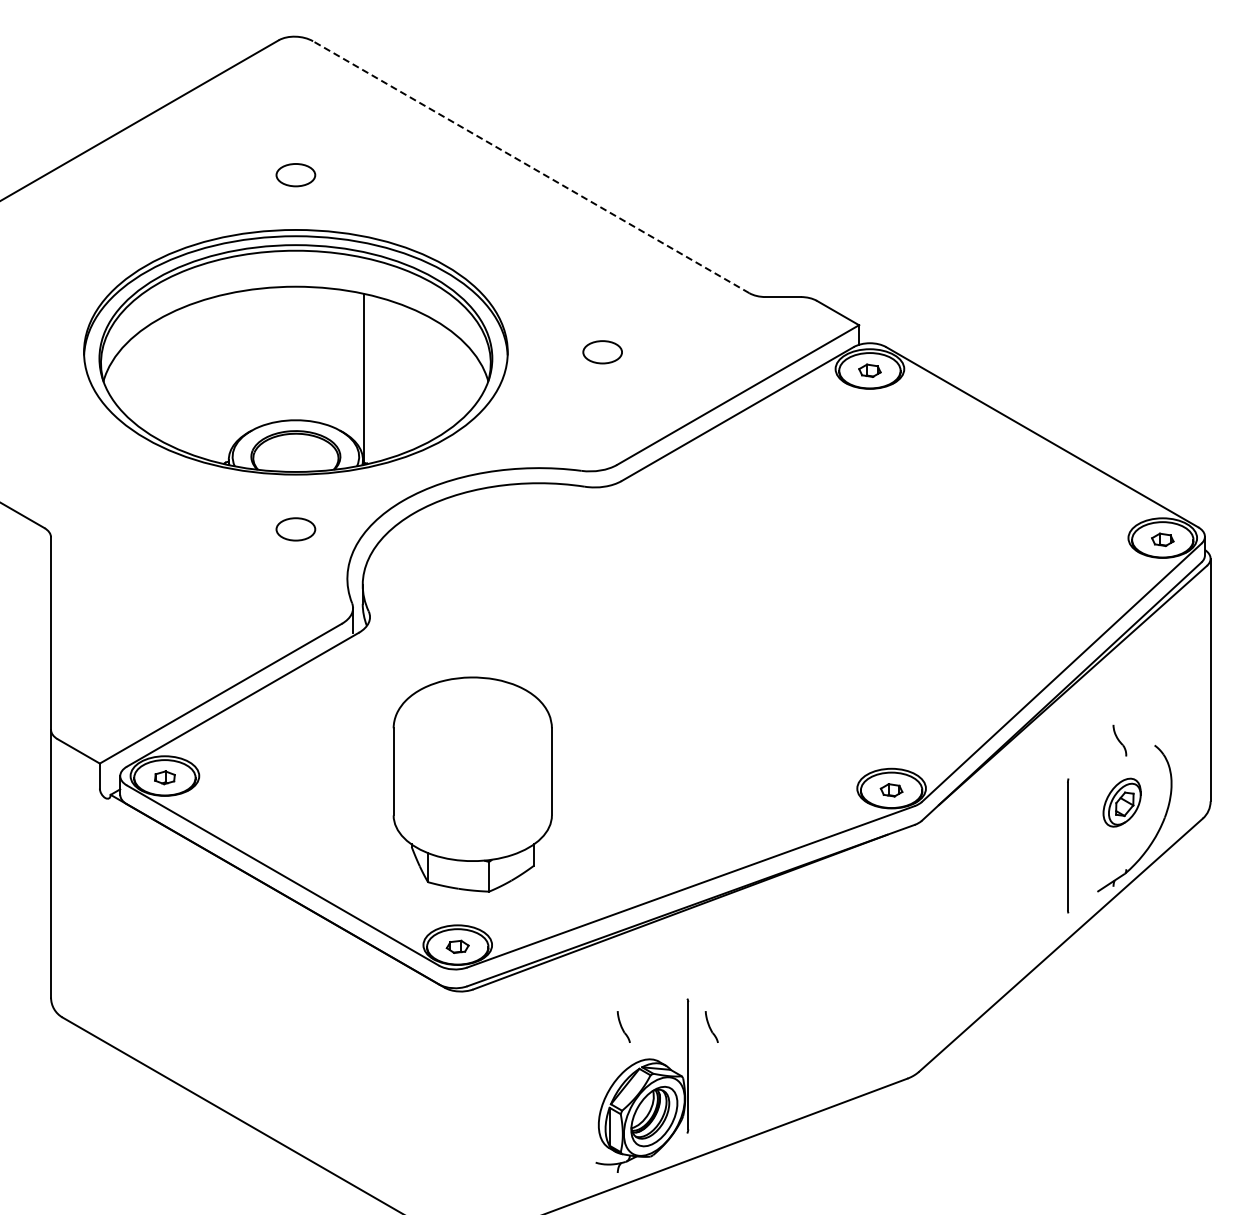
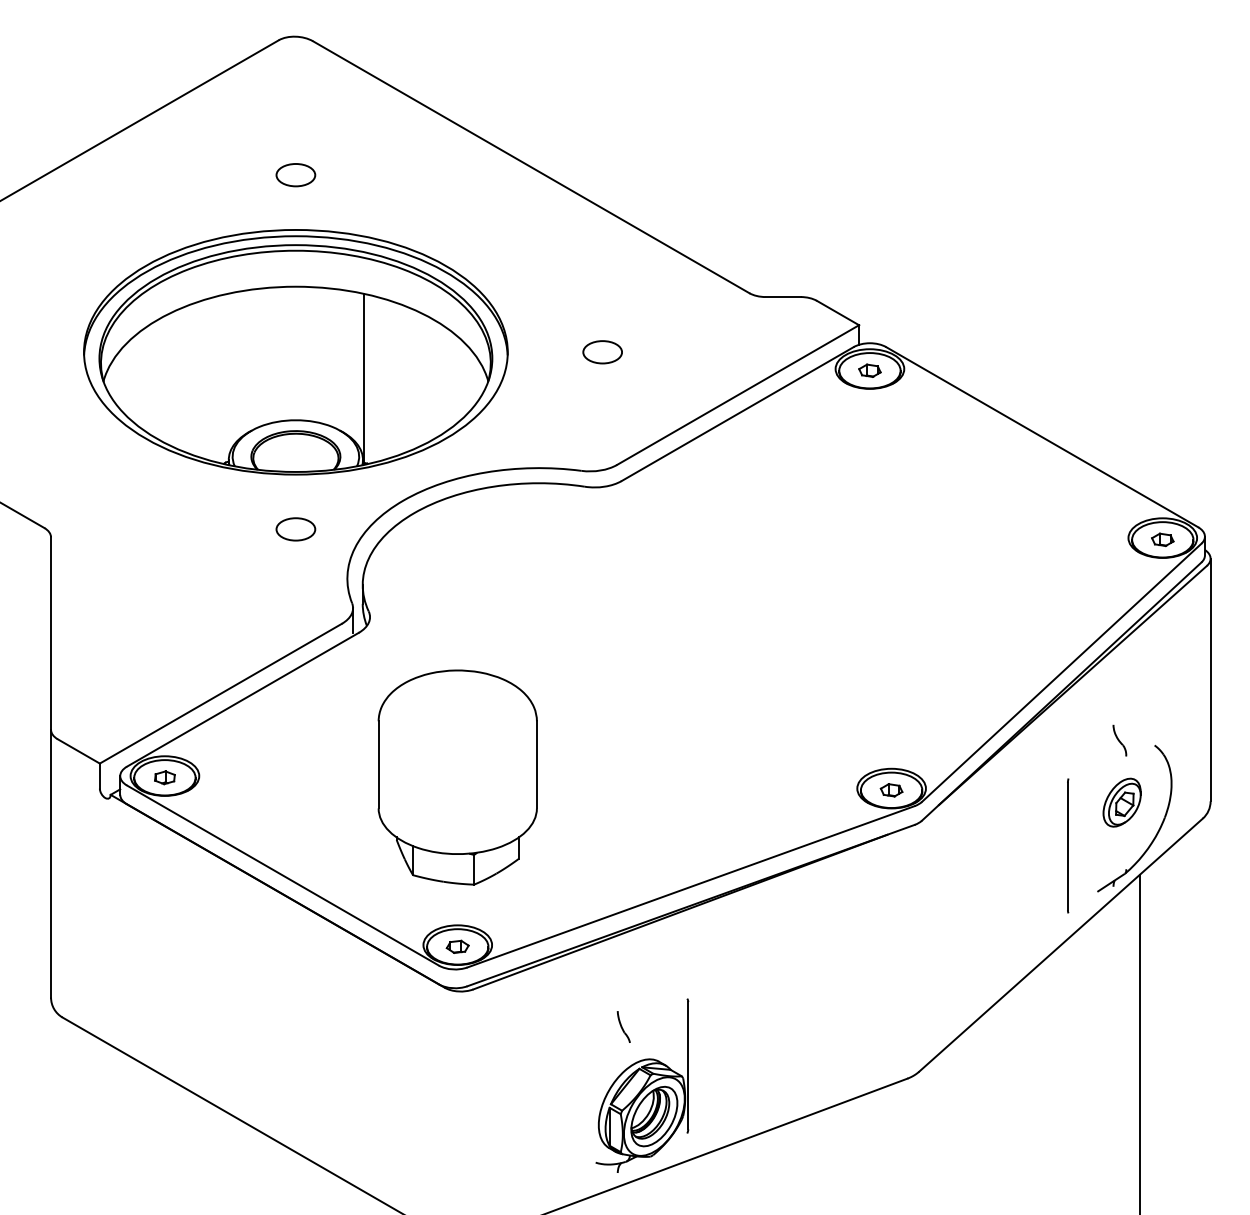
line: dashed -> solid (531, 167)
part position: (472, 784) -> (457, 777) (457, 777)
part: present -> none (711, 1026)
line: none -> present (1139, 1042)
